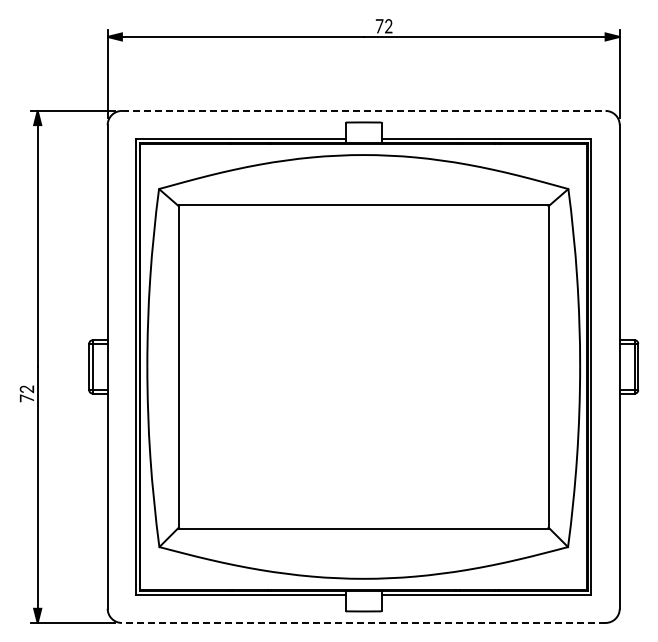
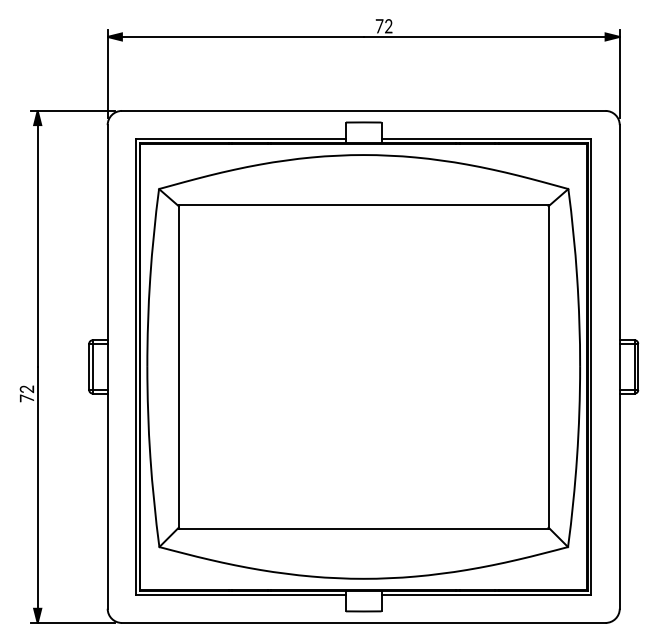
line: dashed -> solid (363, 110)
line: dashed -> solid (363, 622)
